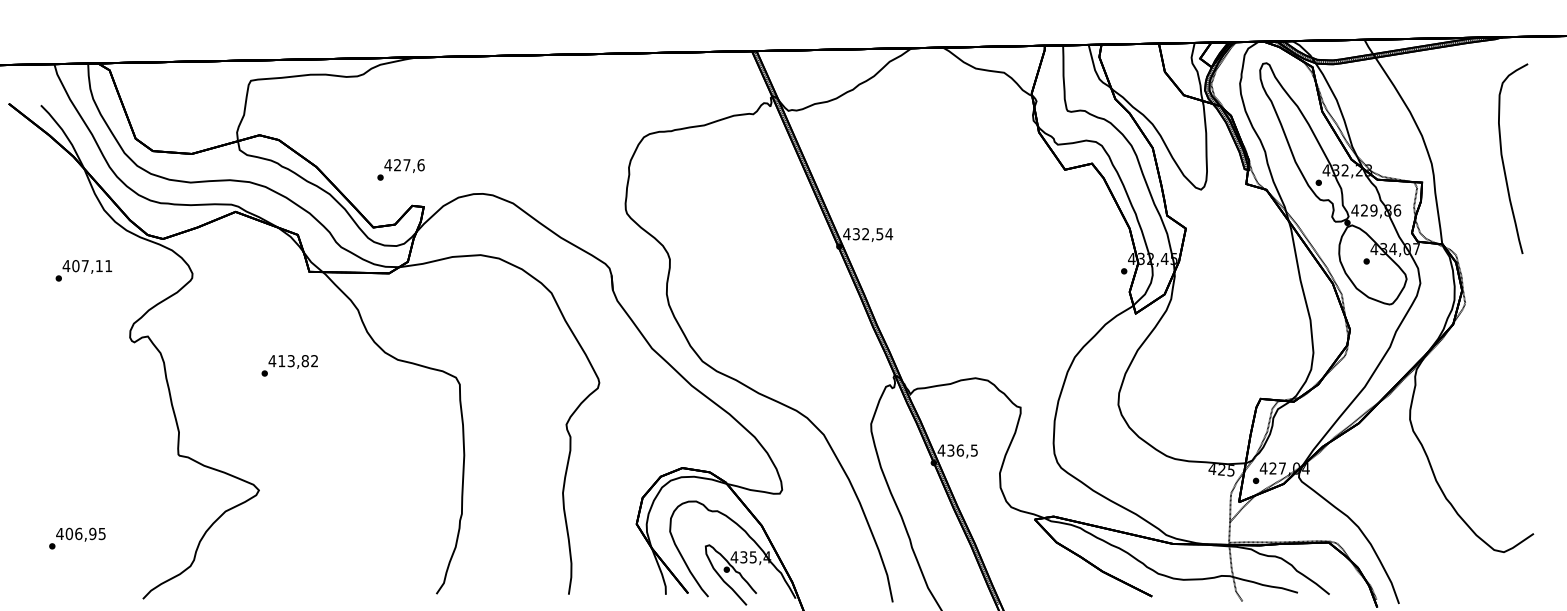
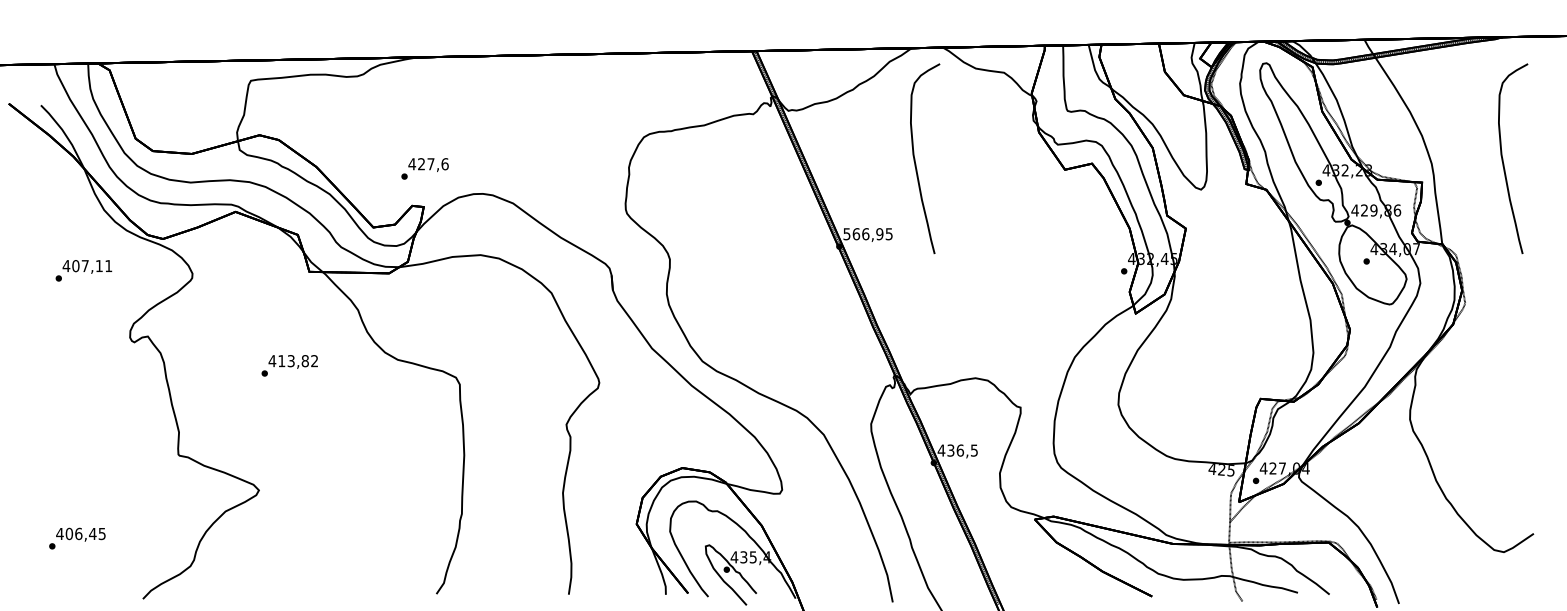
part: none -> present (915, 158)
text position: (400, 169) -> (424, 168) (424, 168)
text: 432,54 -> 566,95 (868, 234)
text: 406,95 -> 406,45 (92, 533)
